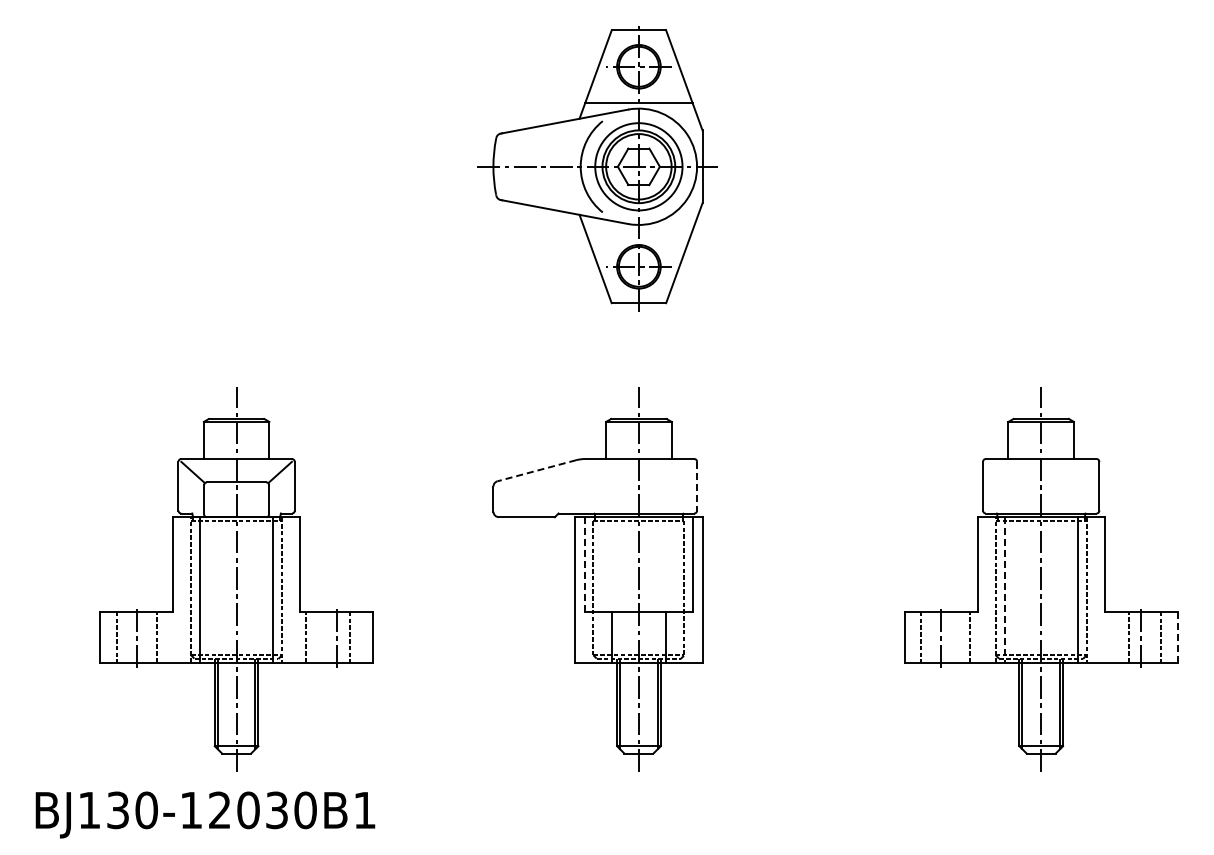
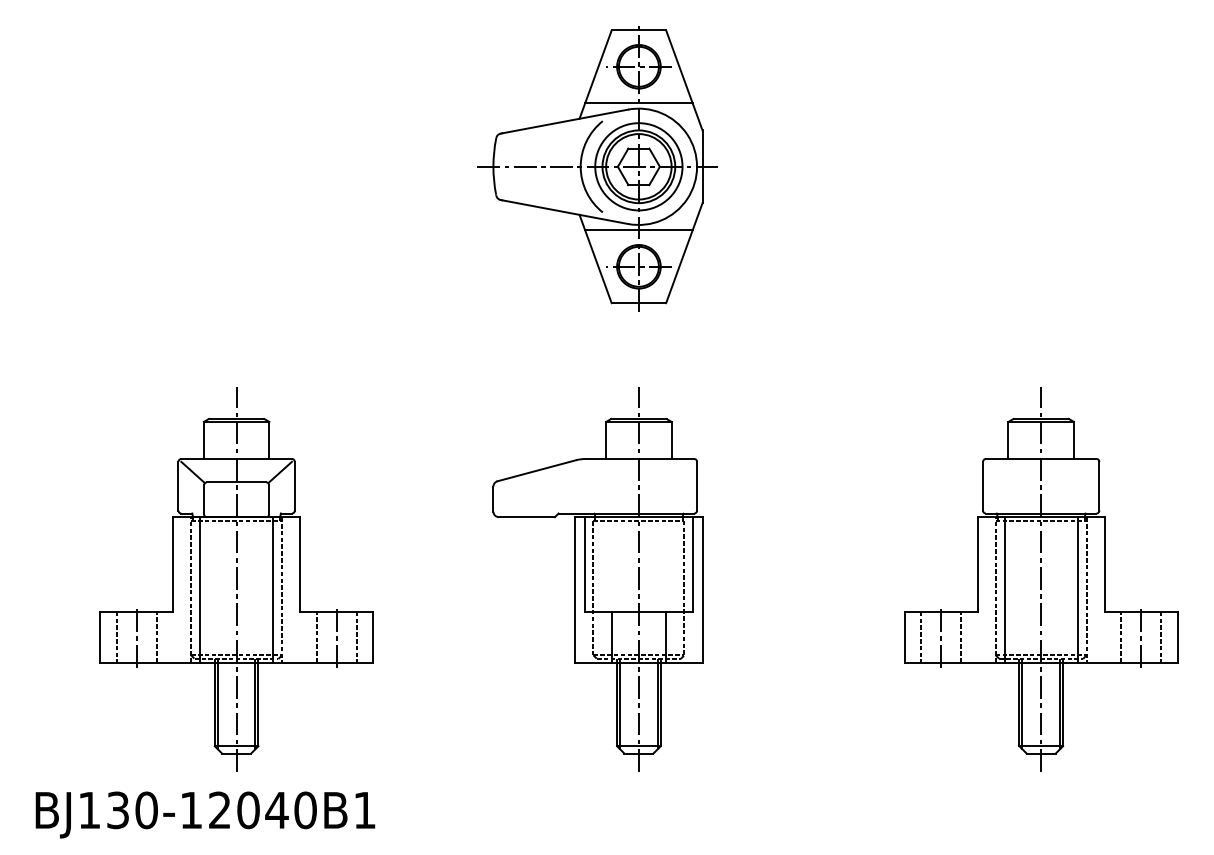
line: none -> present (638, 230)
line: dashed -> solid (536, 470)
line: dashed -> solid (697, 486)
line: dashed -> solid (585, 564)
line: dashed -> solid (1004, 589)
line position: (305, 636) -> (316, 636) (316, 636)
line position: (349, 636) -> (356, 636) (356, 636)
line position: (970, 636) -> (961, 636) (961, 636)
line position: (1129, 636) -> (1121, 636) (1121, 636)
line: dashed -> solid (1177, 636)
text: BJ130-12030B1 -> BJ130-12040B1 (276, 810)
